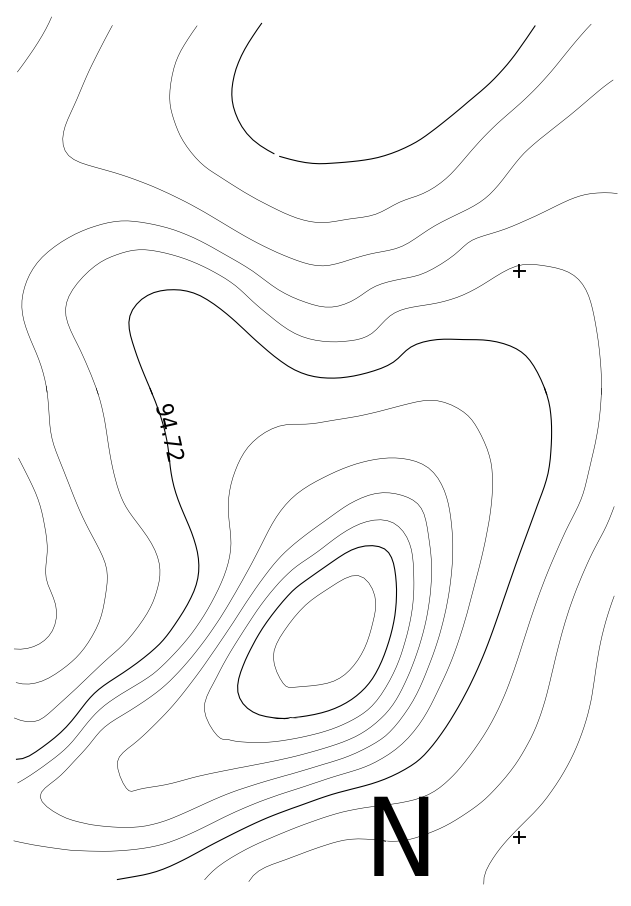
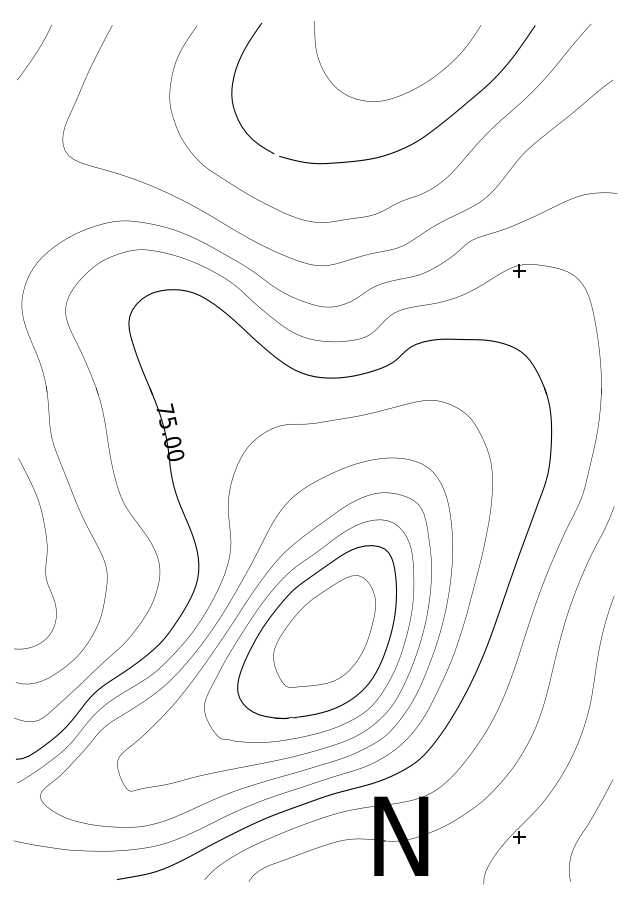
curve position: (36, 44) -> (36, 52) (36, 52)
curve: none -> present (408, 91)
text: 94.72 -> 75.00 (170, 432)
curve: none -> present (587, 826)
